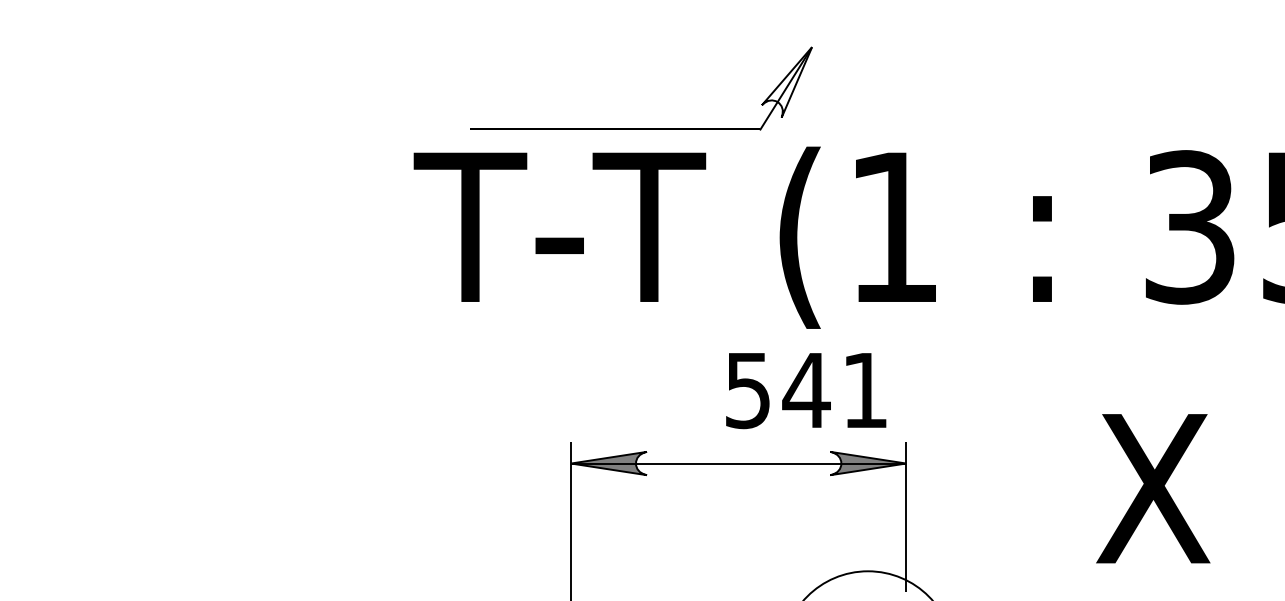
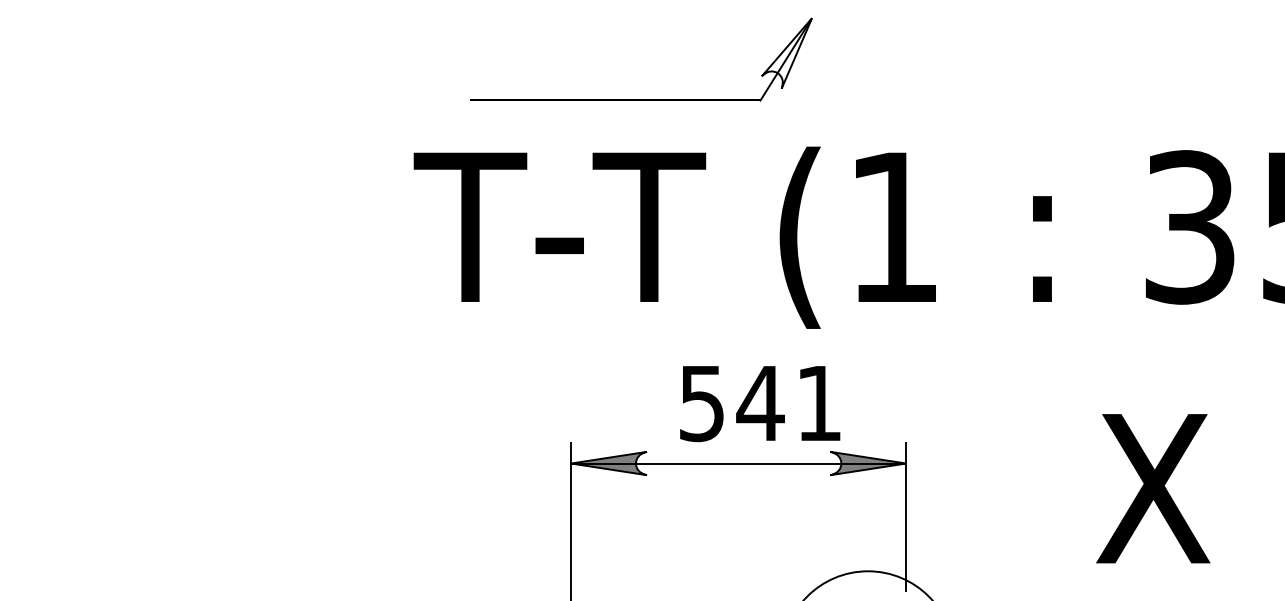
part position: (641, 128) -> (641, 99) (641, 99)
text position: (806, 391) -> (760, 404) (760, 404)
